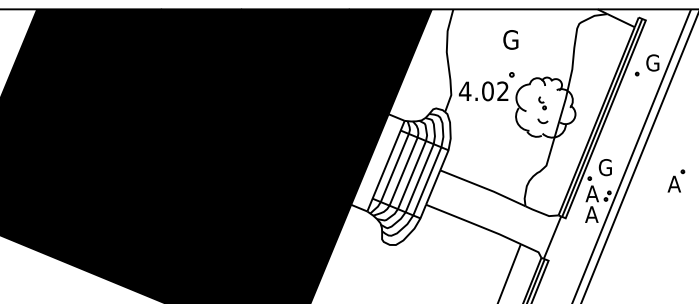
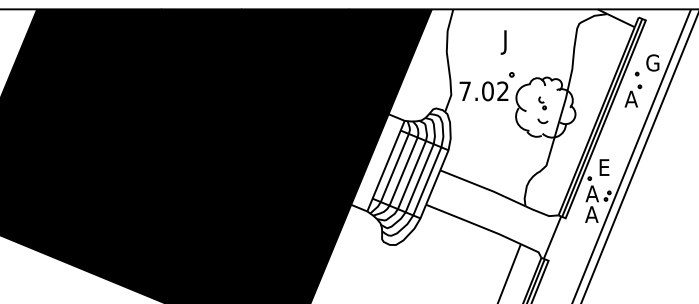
text: G -> J (509, 42)
text: 4.02 -> 7.02 (464, 90)
text: G -> E (604, 167)
part position: (676, 180) -> (633, 95) (633, 95)
